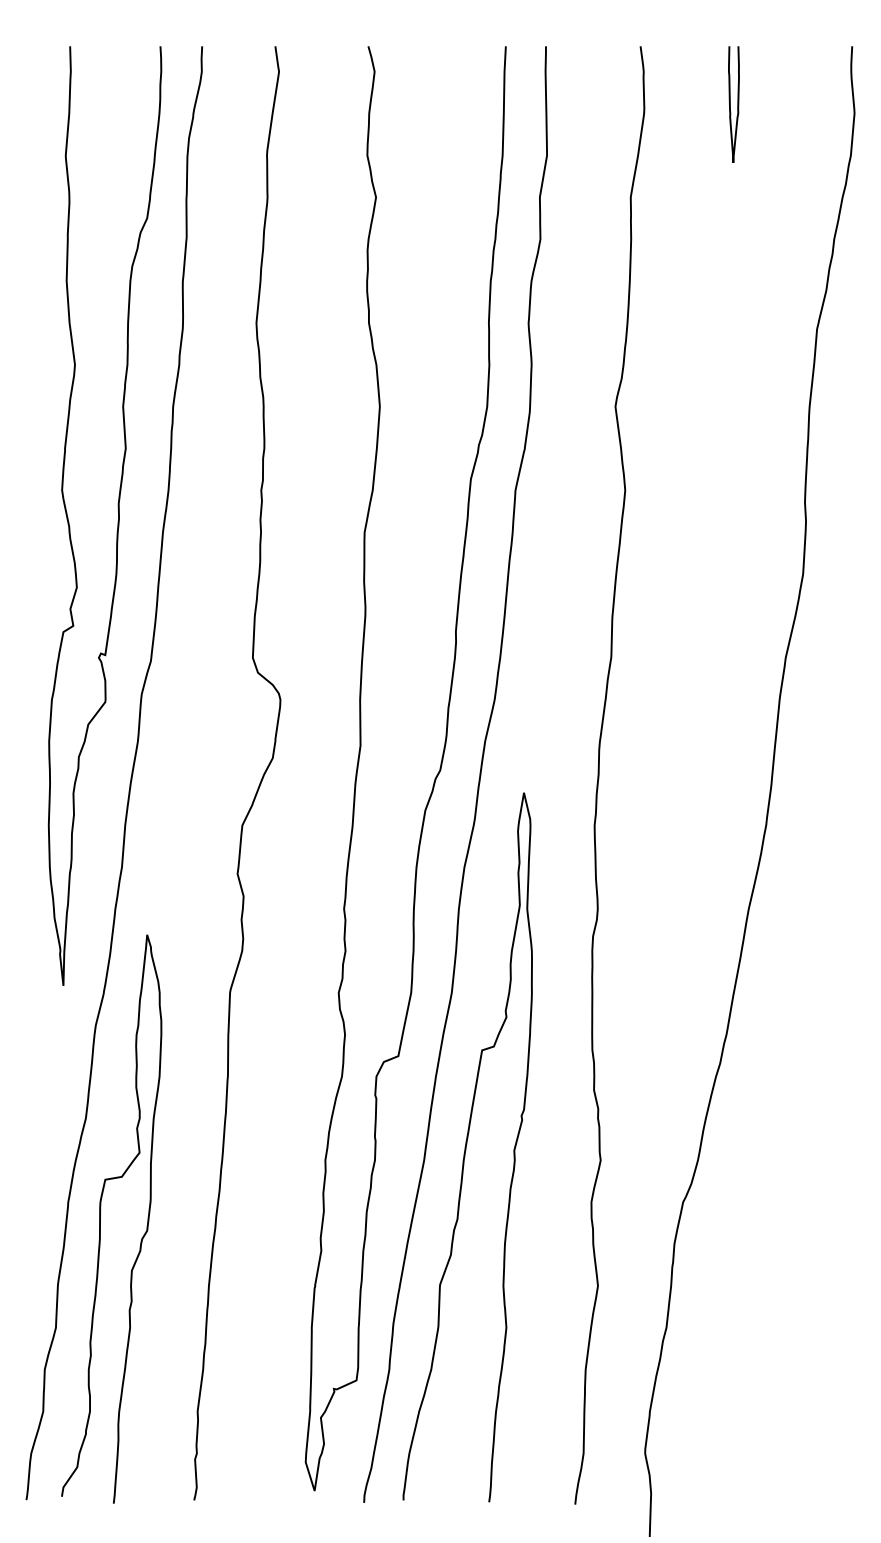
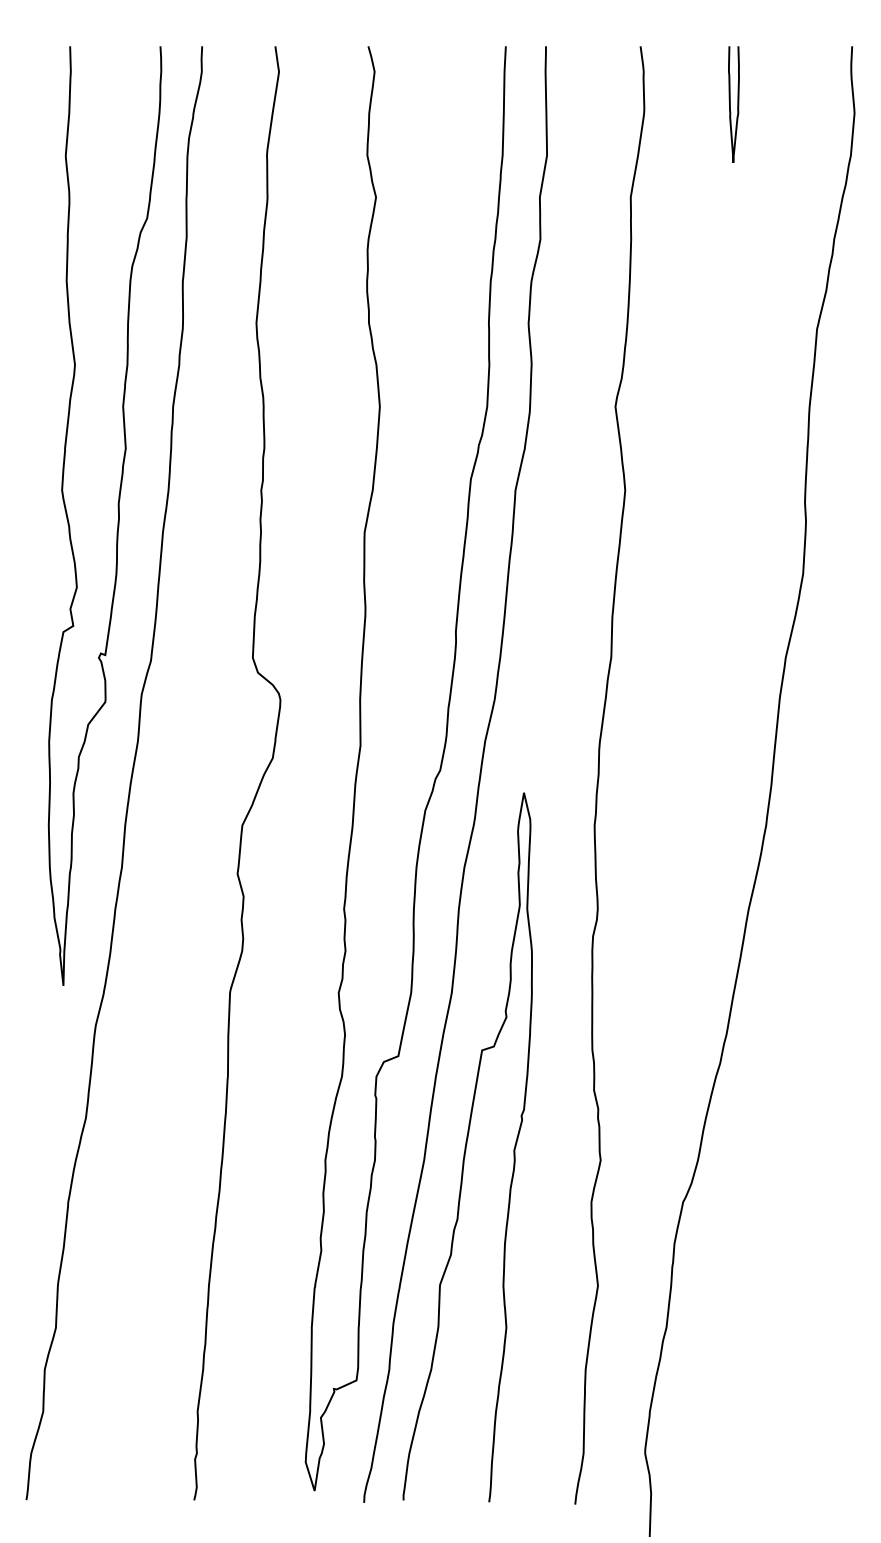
curve: present -> none (100, 1218)
